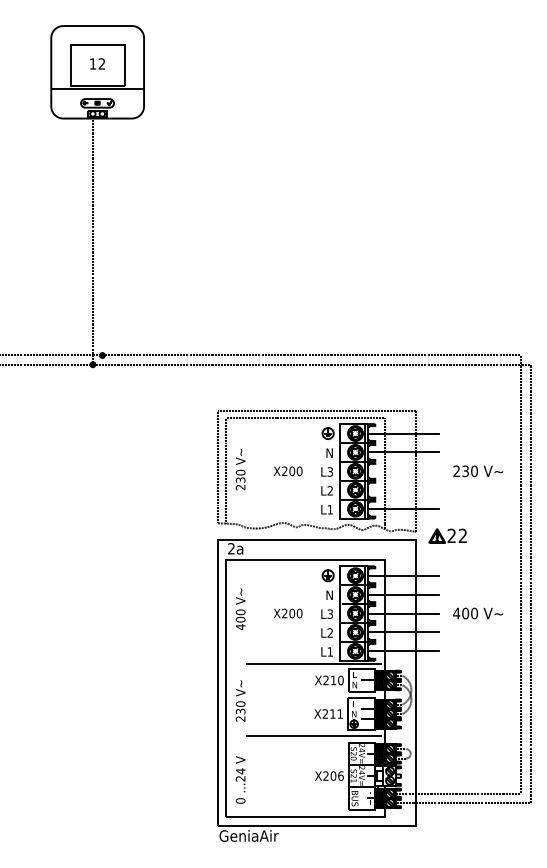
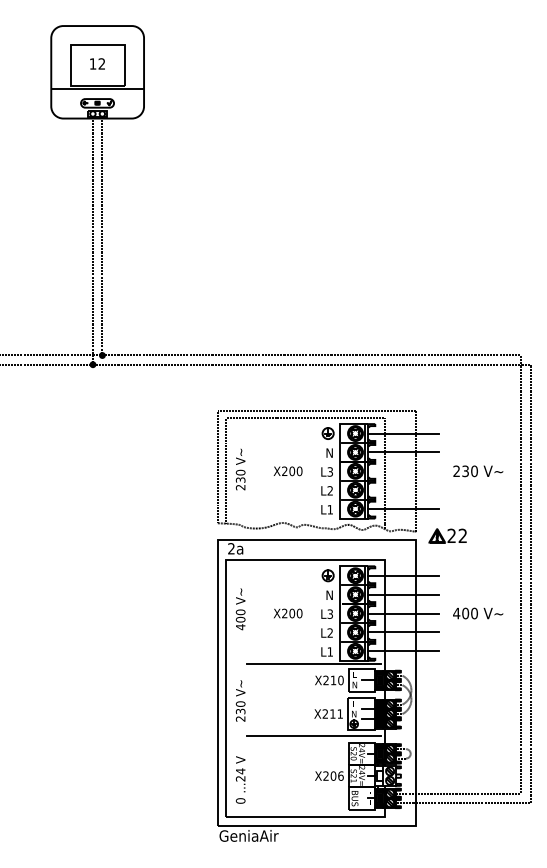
line: none -> present (102, 235)
